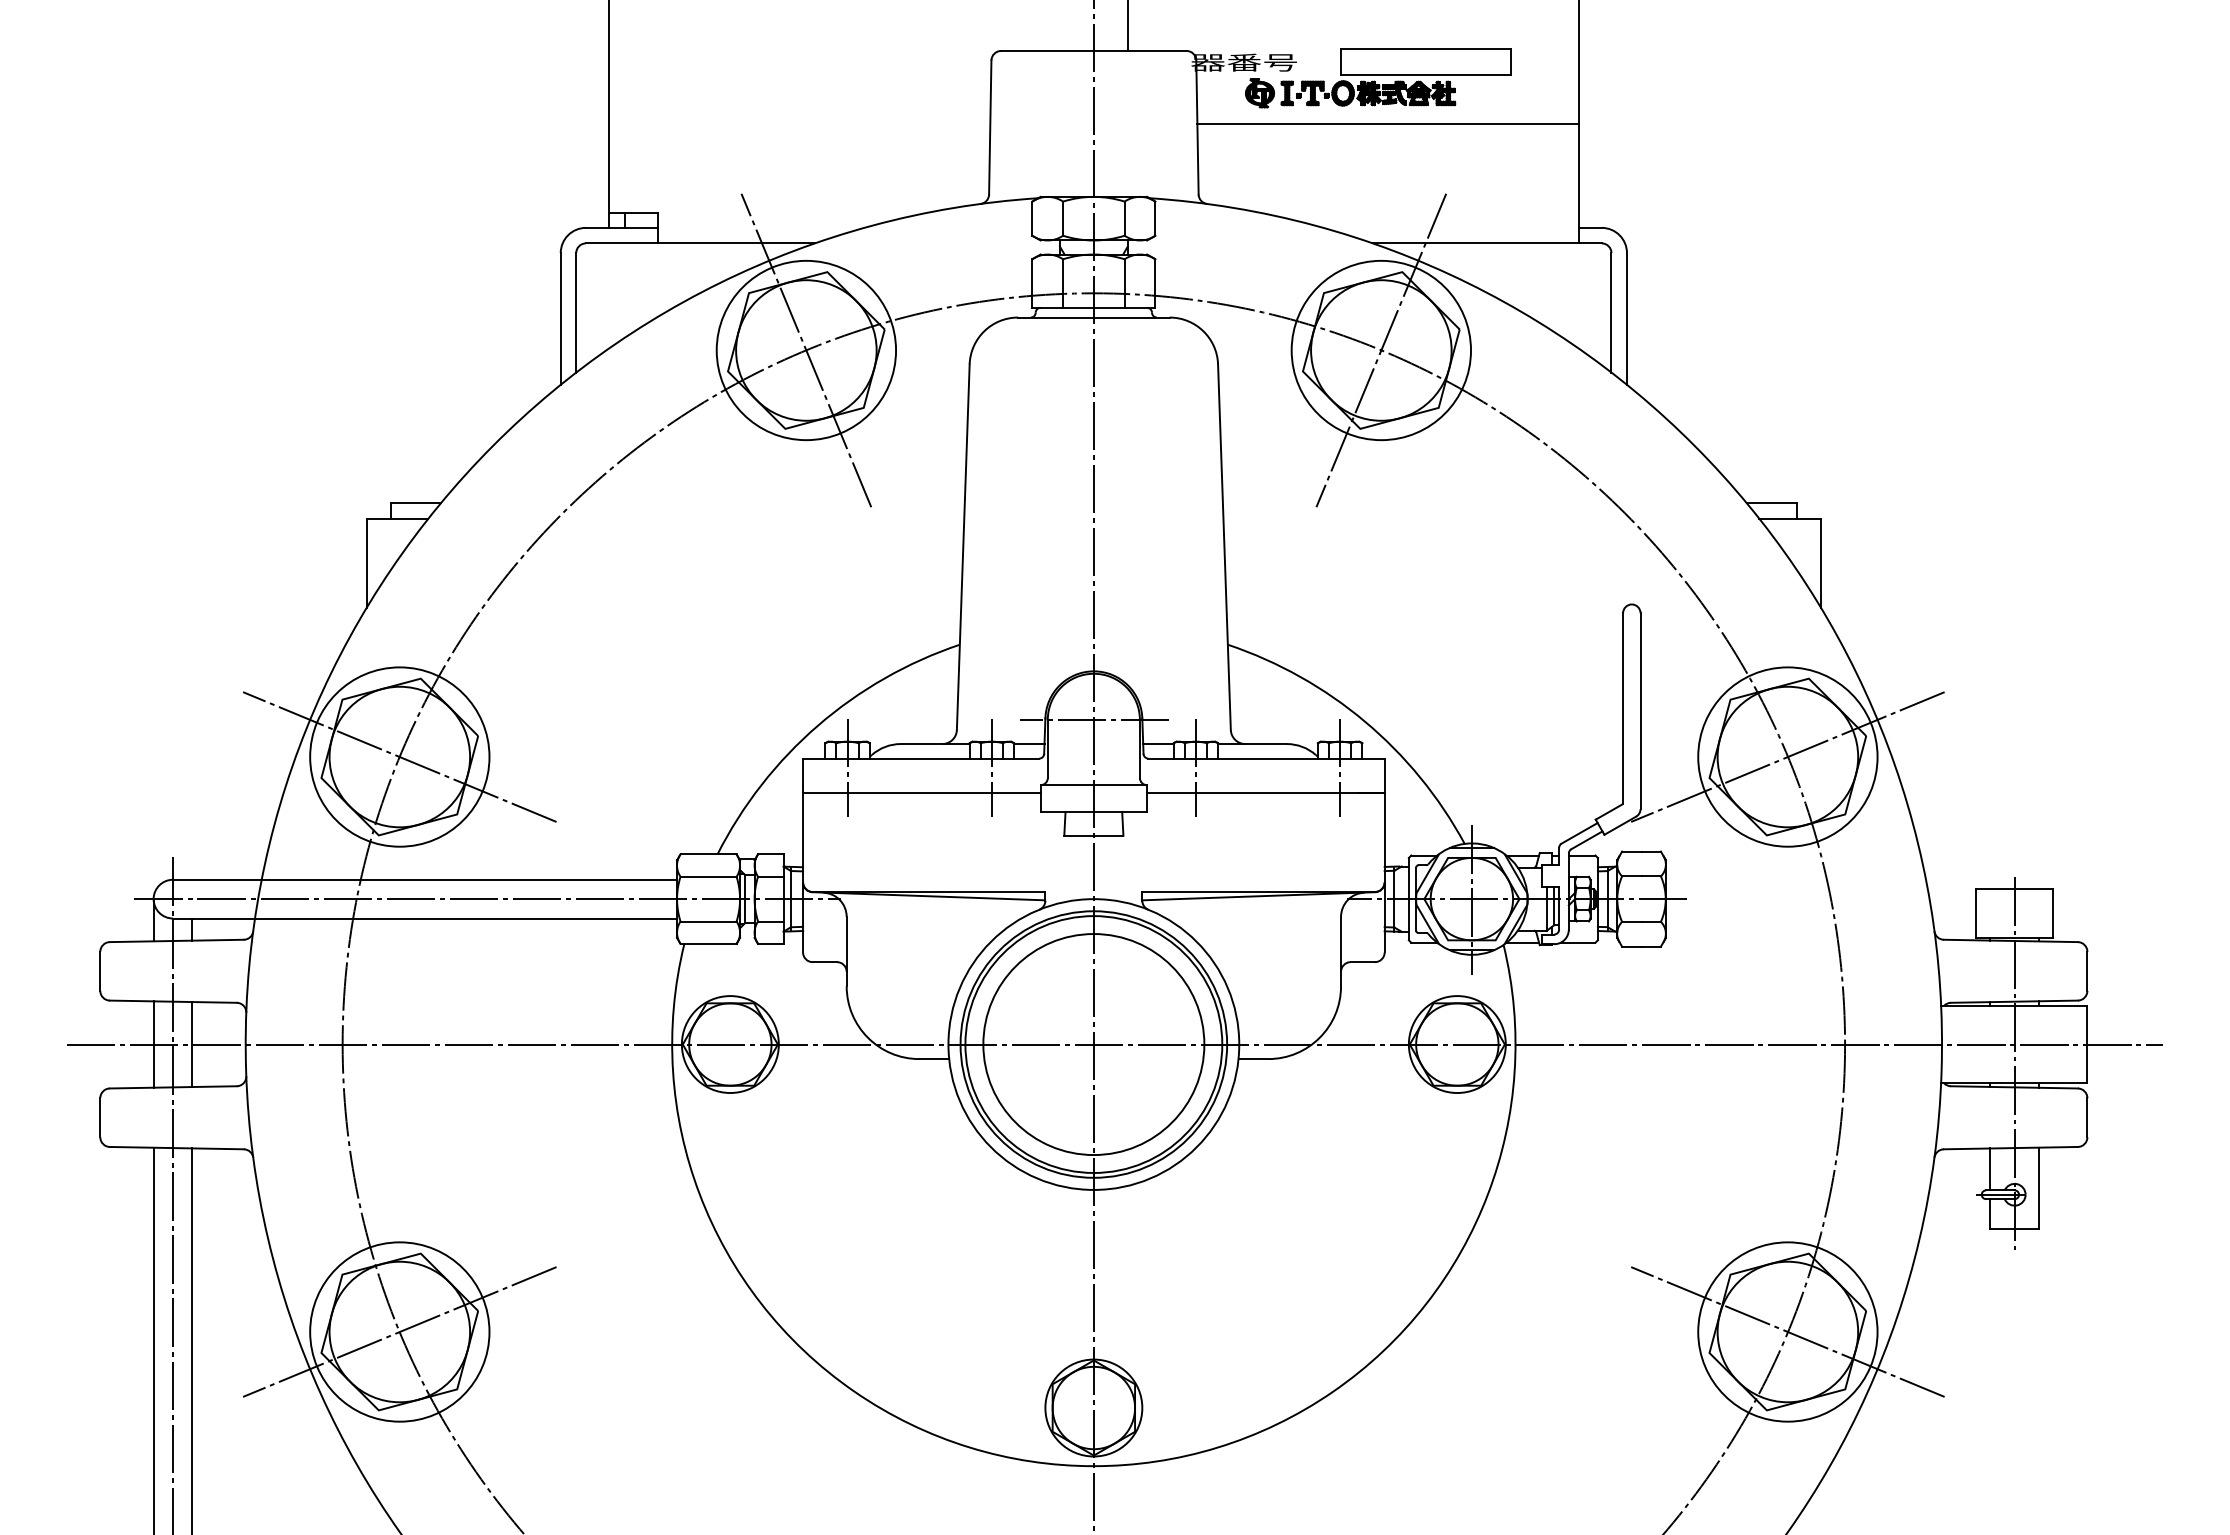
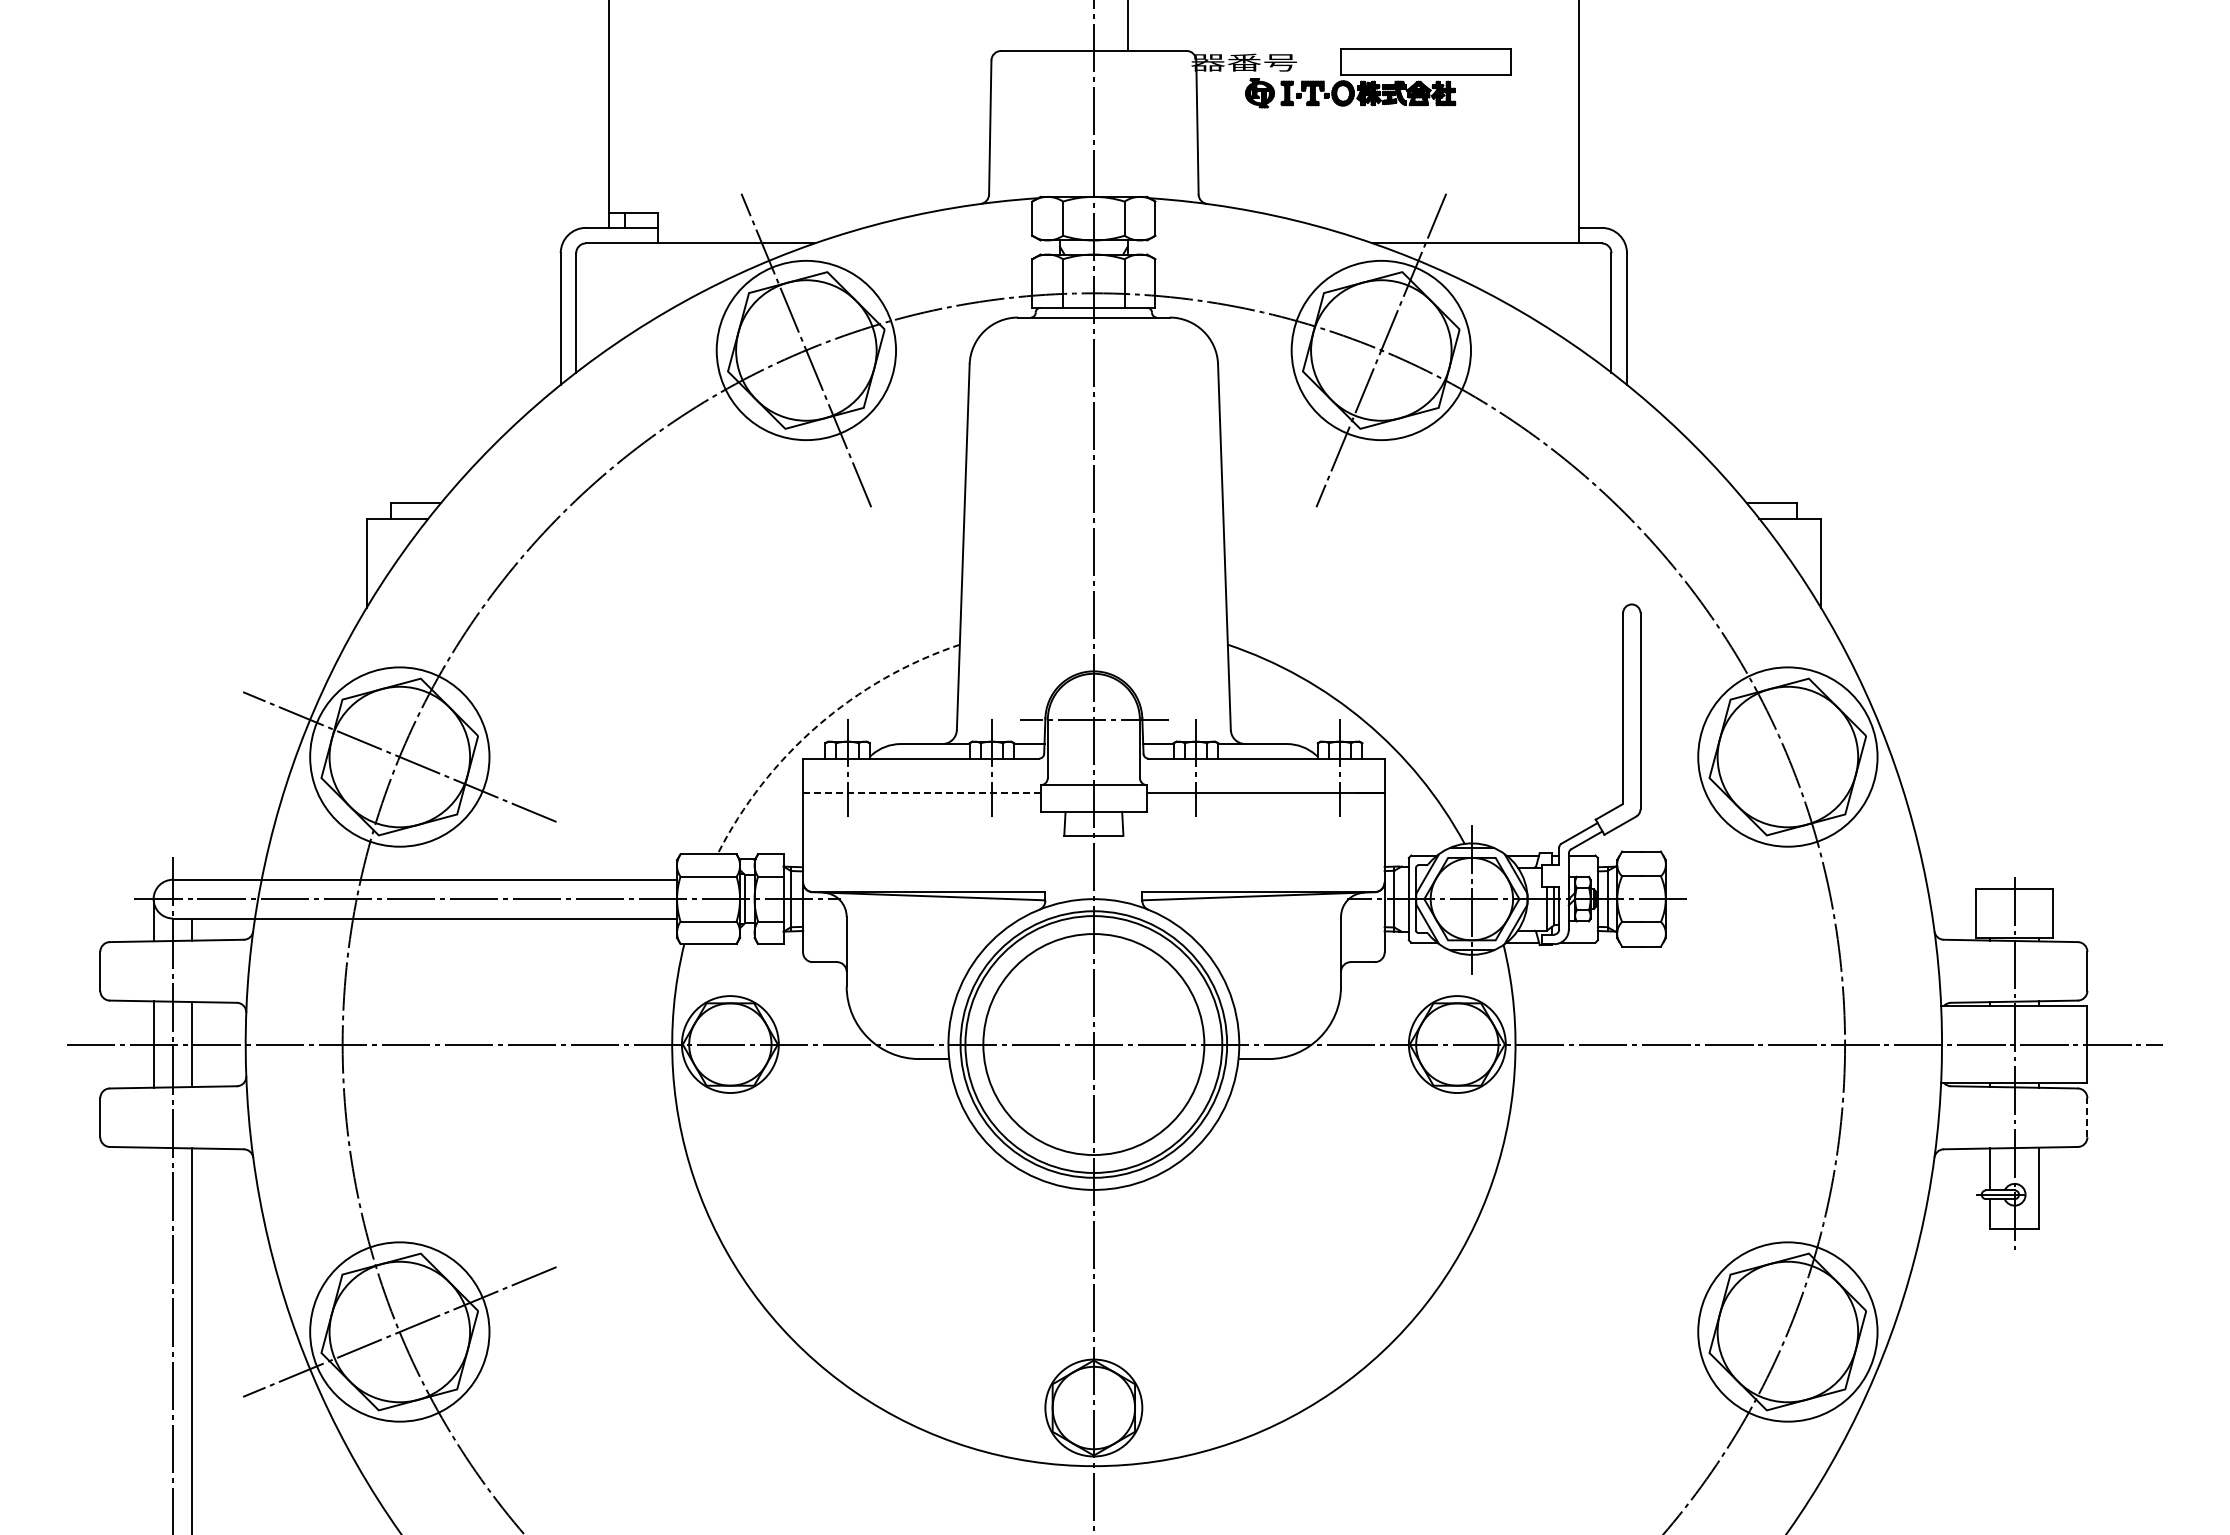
line: present -> none (1387, 123)
arc: solid -> dashed (818, 725)
line: present -> none (1787, 756)
line: solid -> dashed (921, 792)
line: solid -> dashed (2087, 1117)
line: present -> none (1787, 1331)
line: present -> none (153, 1339)
